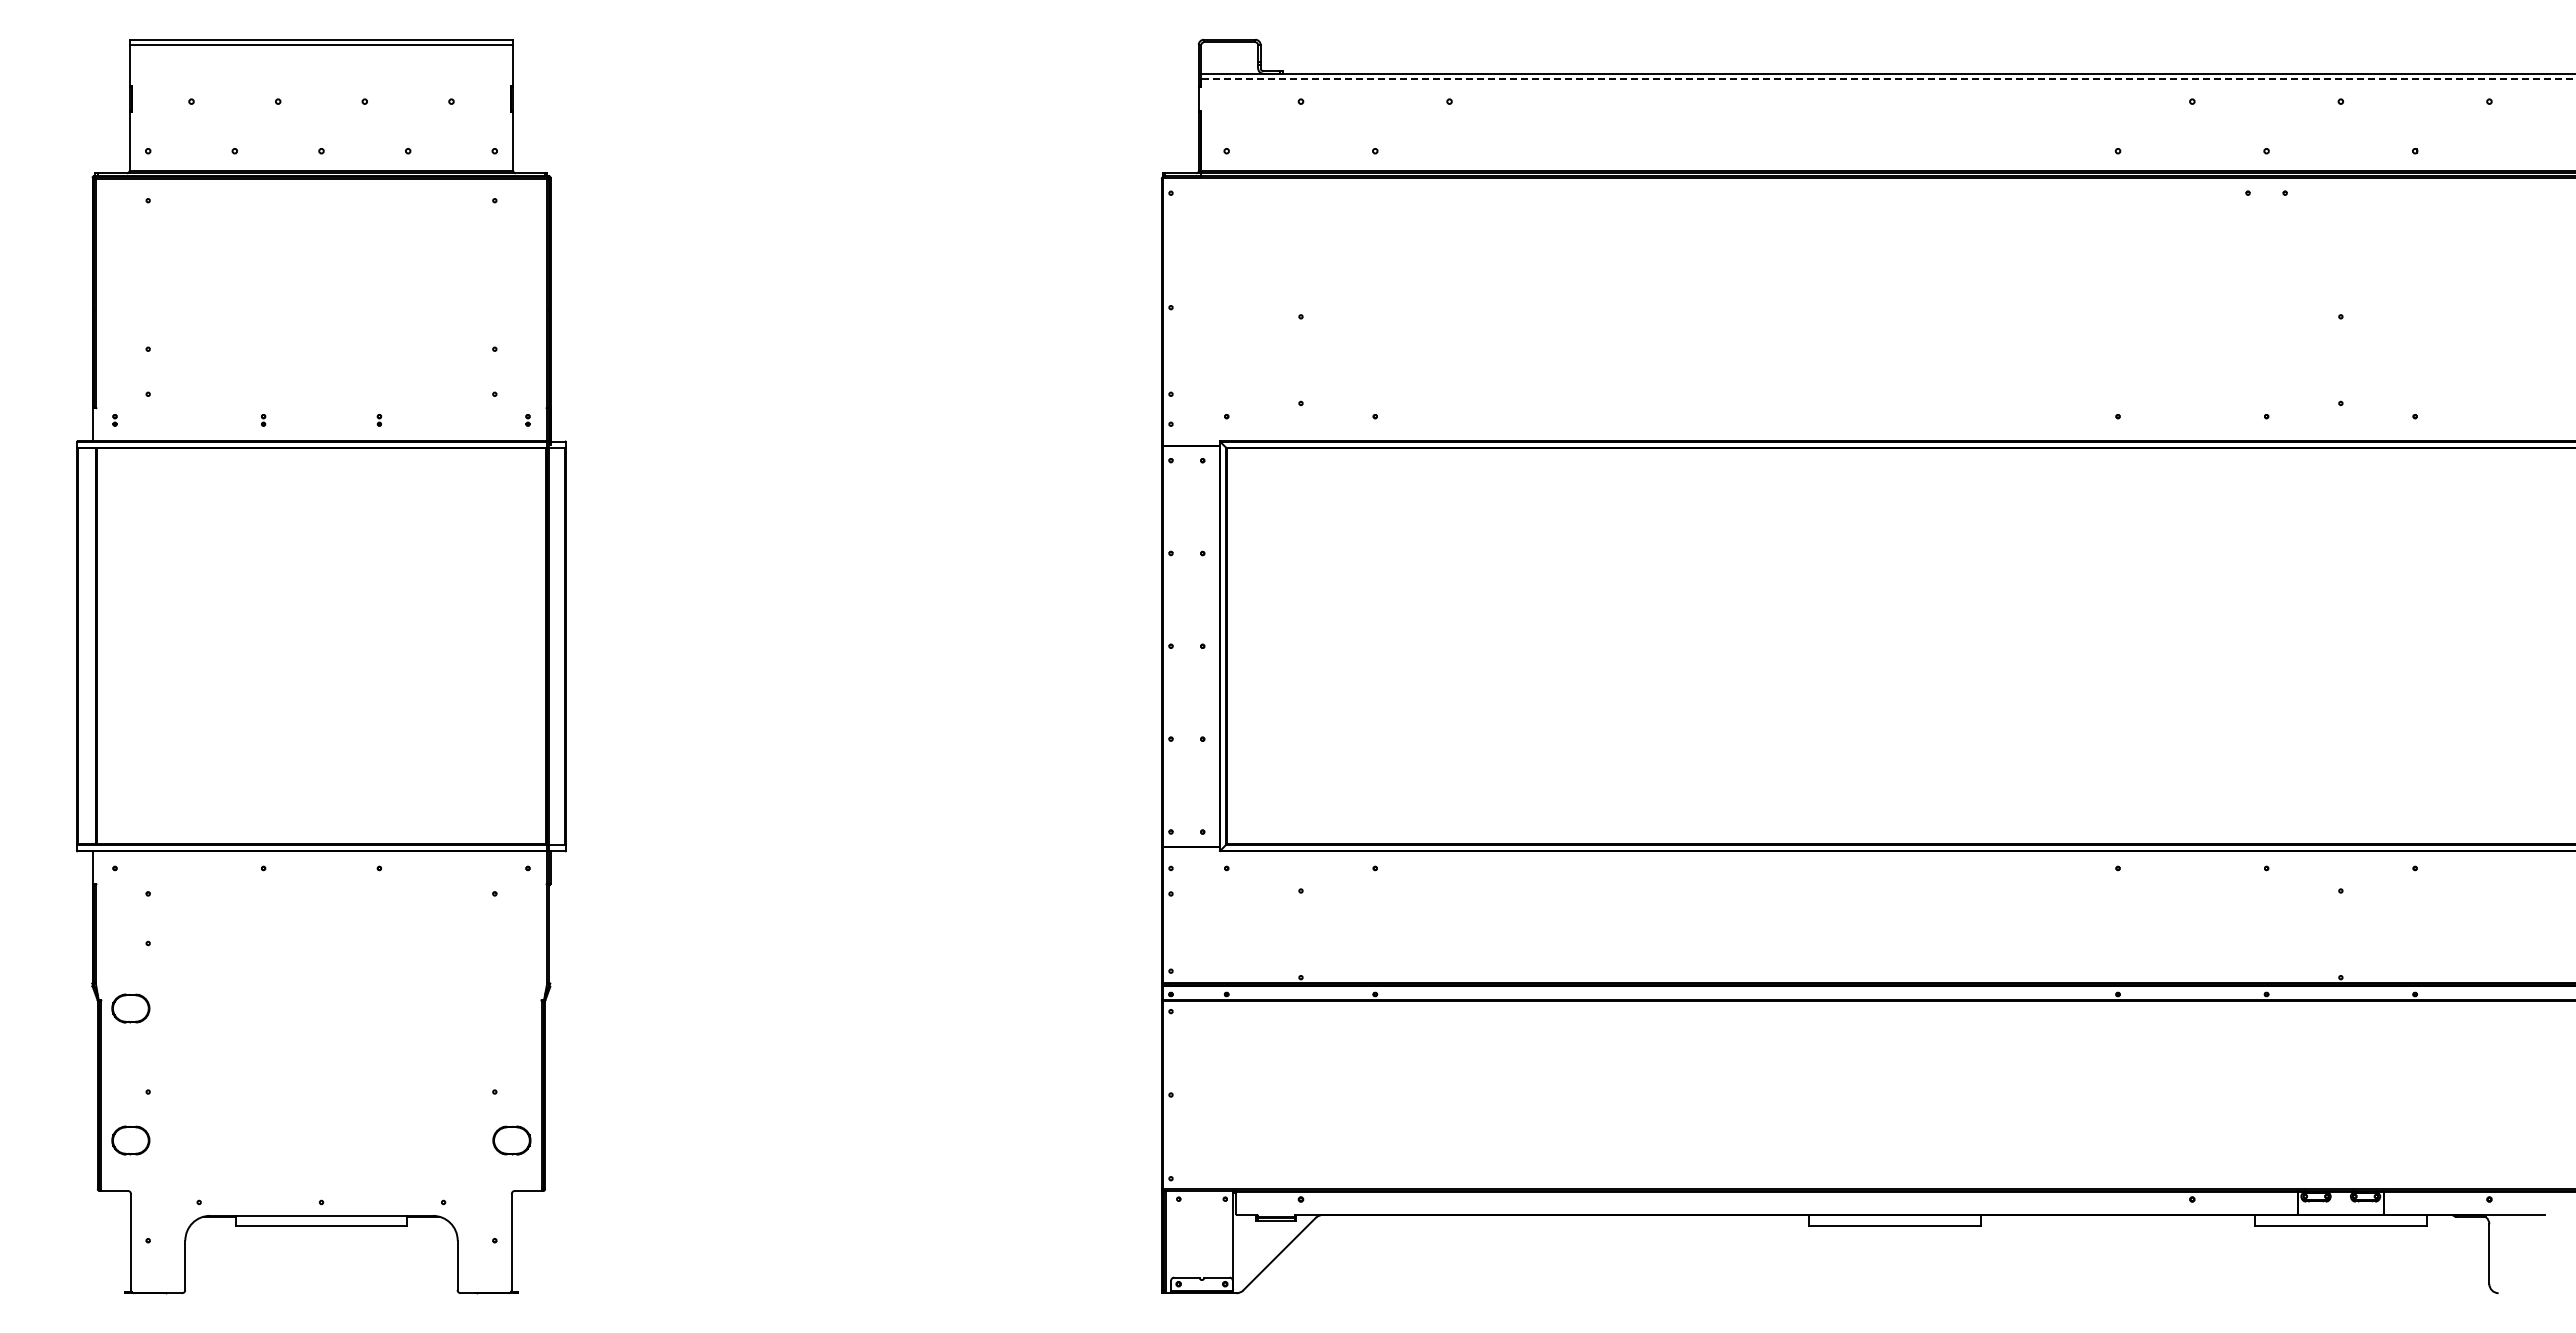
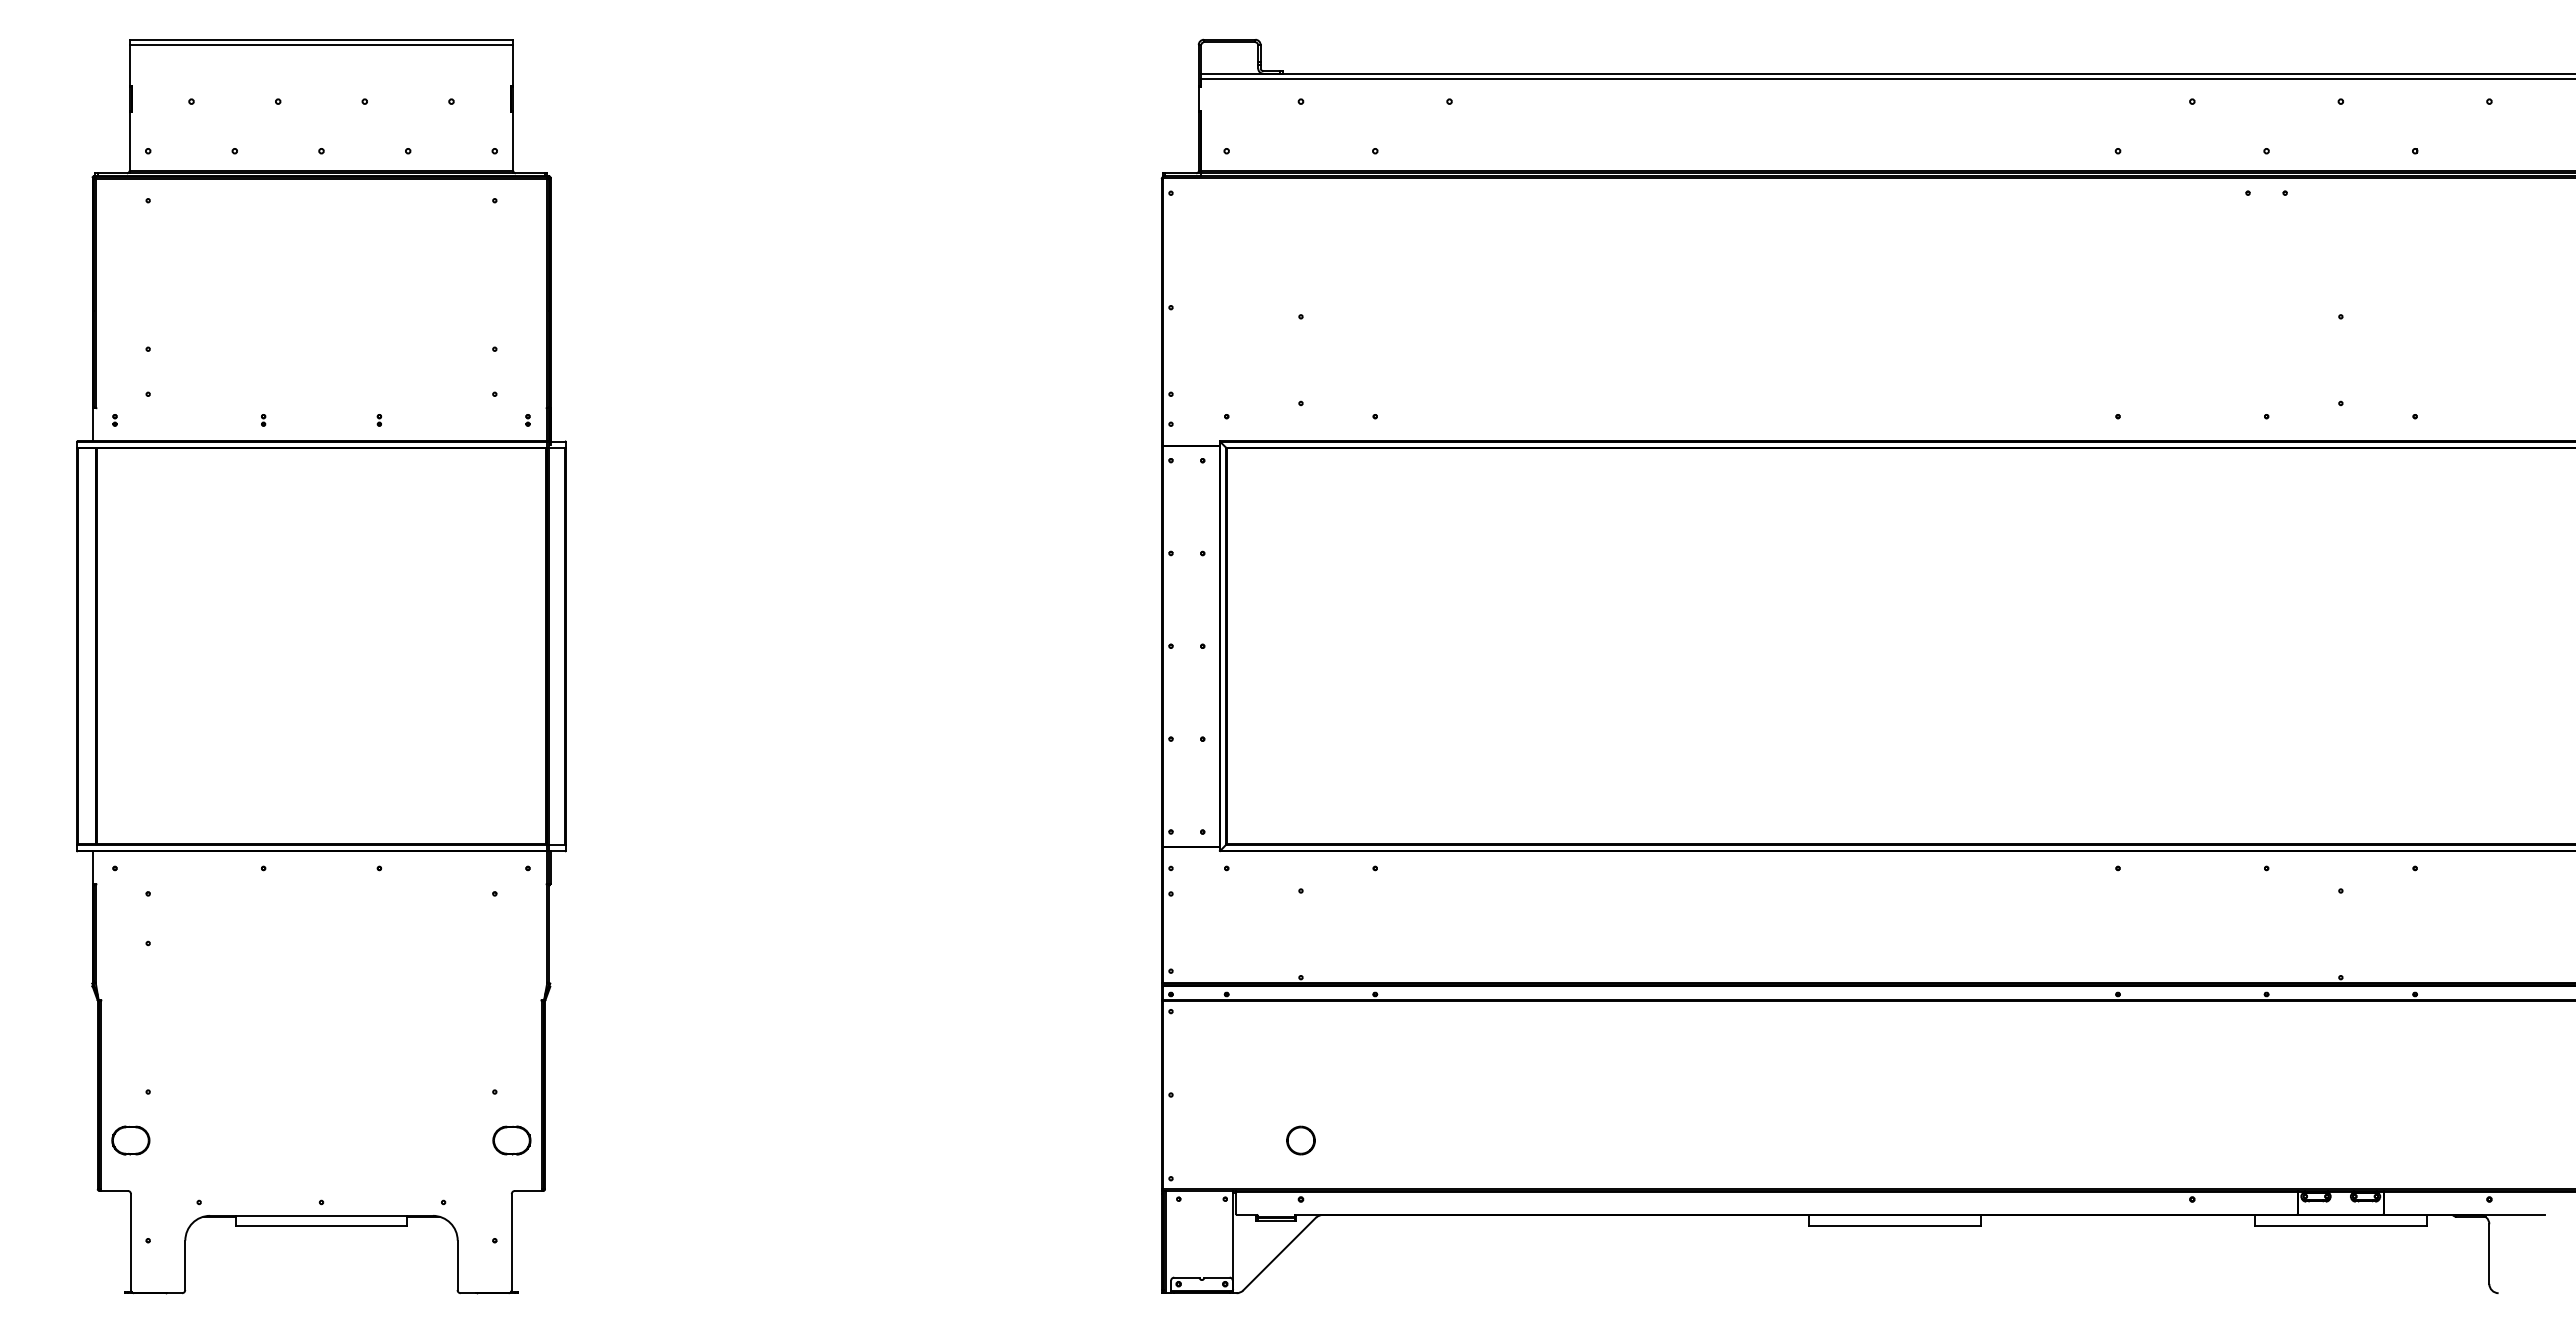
line: dashed -> solid (1888, 79)
part: present -> none (130, 1008)
part: none -> present (1300, 1140)
